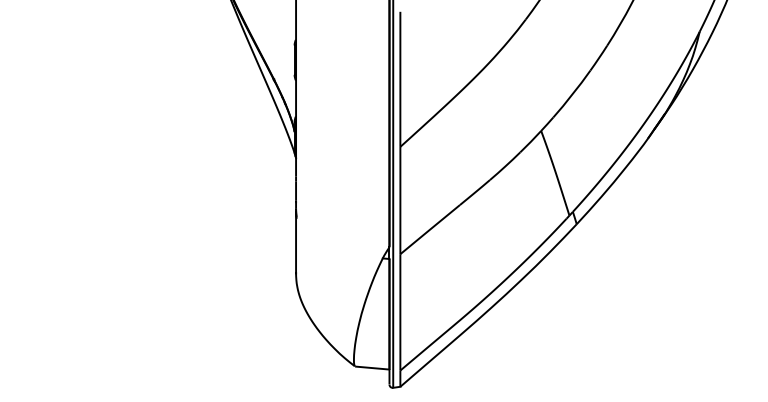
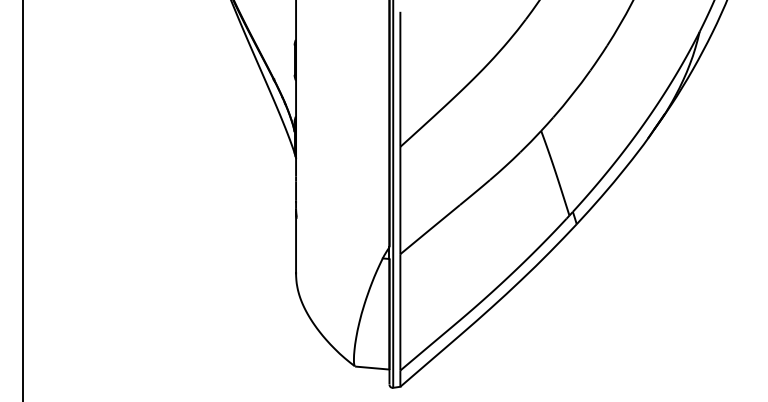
line: none -> present (23, 200)
